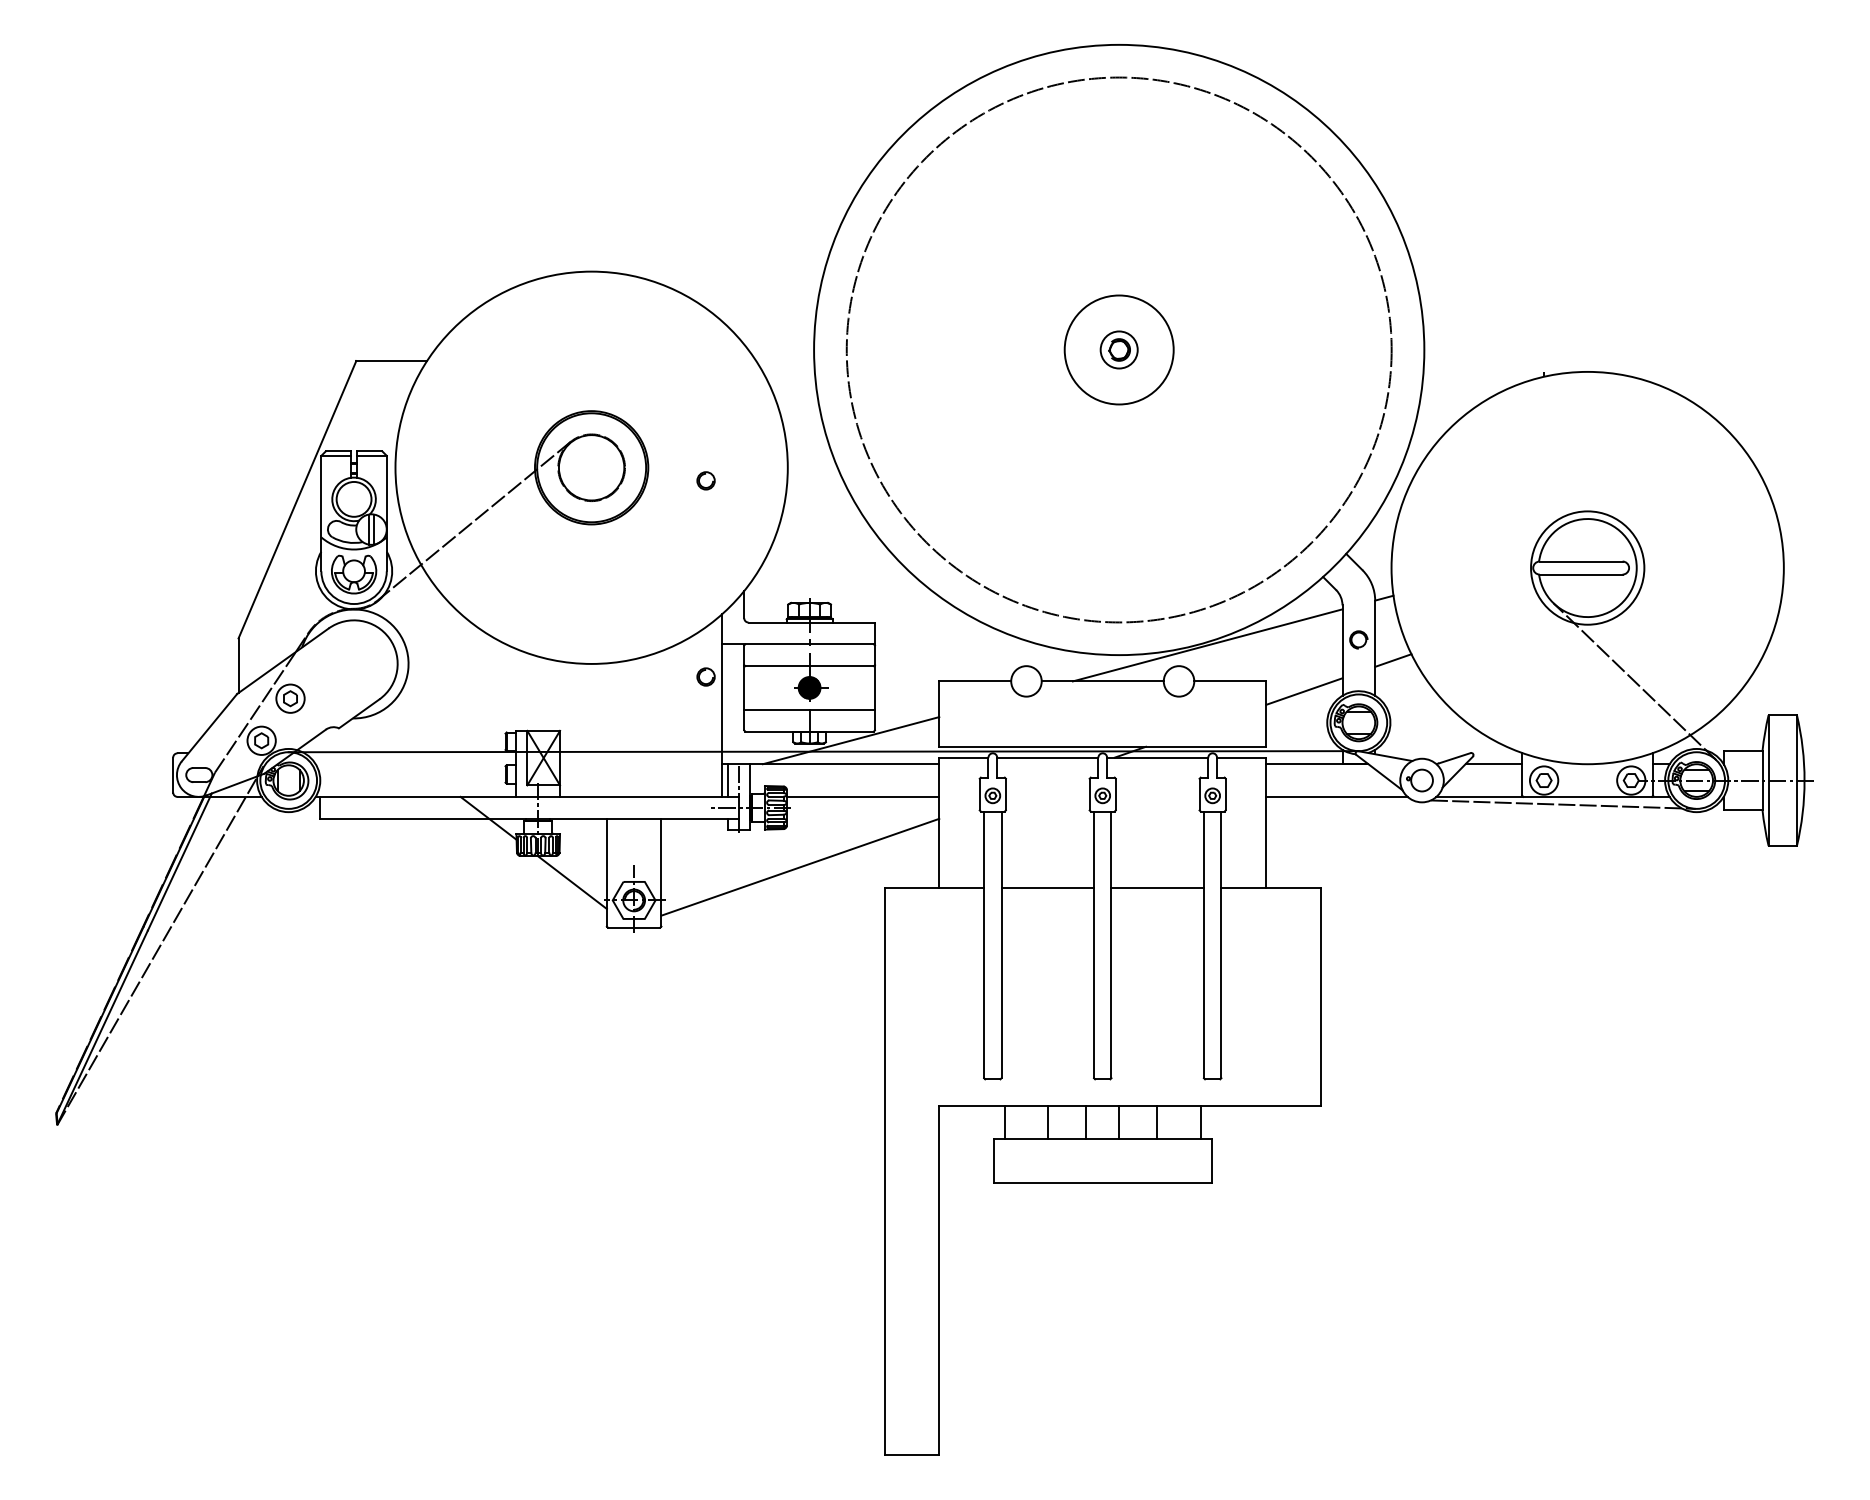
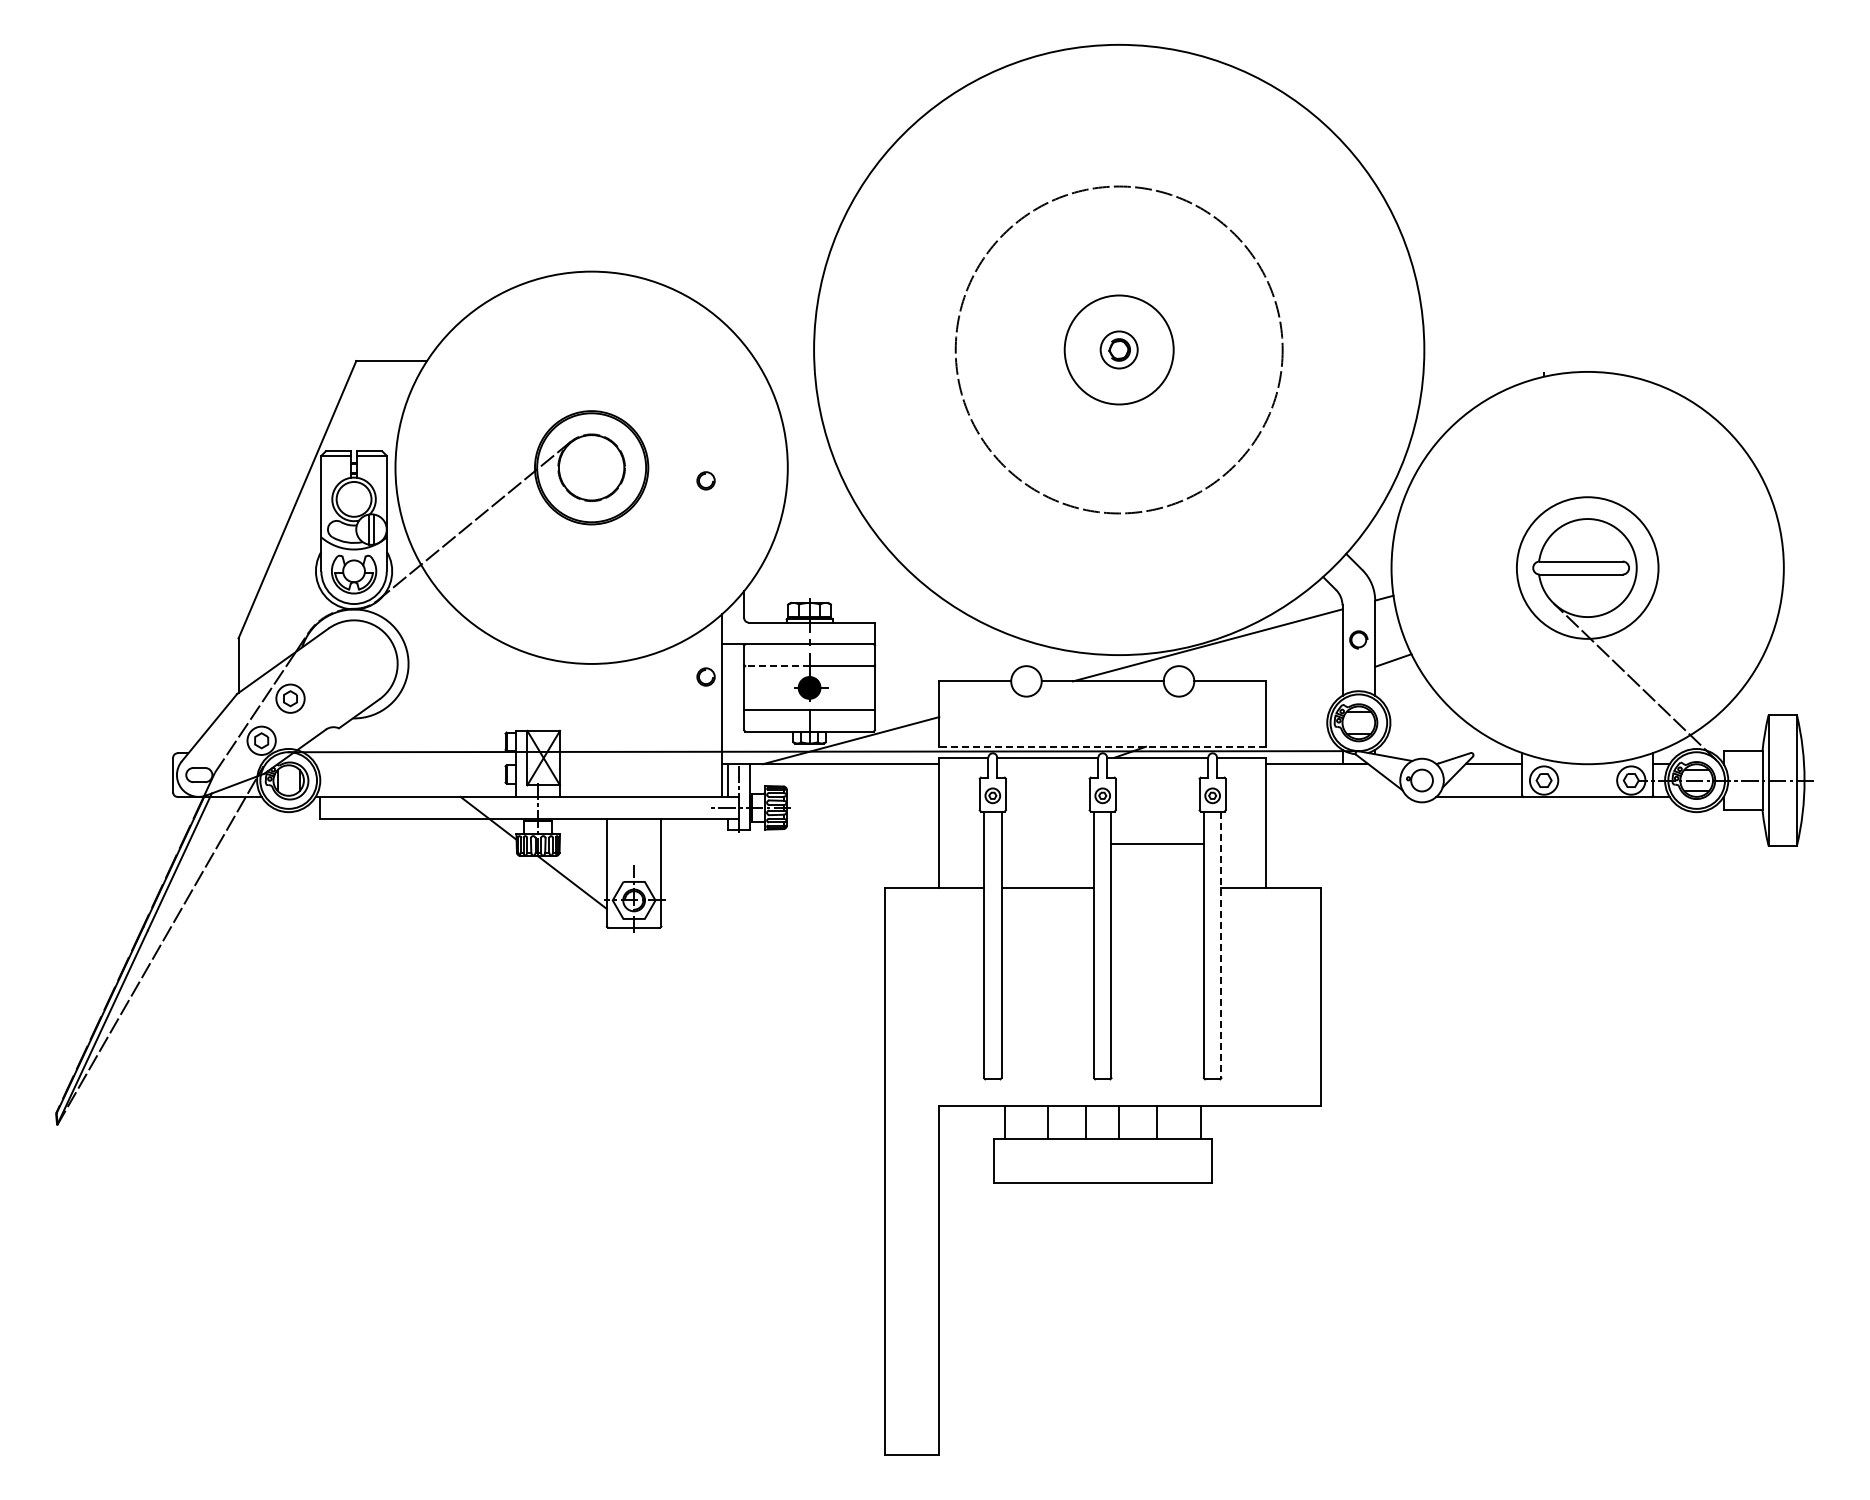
circle diameter: 545 px -> 327 px (1118, 349)
circle diameter: 113 px -> 142 px (1587, 567)
line: solid -> dashed (776, 666)
line: present -> none (1304, 691)
line: solid -> dashed (1102, 746)
line: present -> none (862, 796)
line: present -> none (1336, 796)
line: present -> none (1562, 804)
line: present -> none (800, 866)
line position: (1157, 888) -> (1157, 844) (1157, 844)
line: solid -> dashed (1221, 945)
